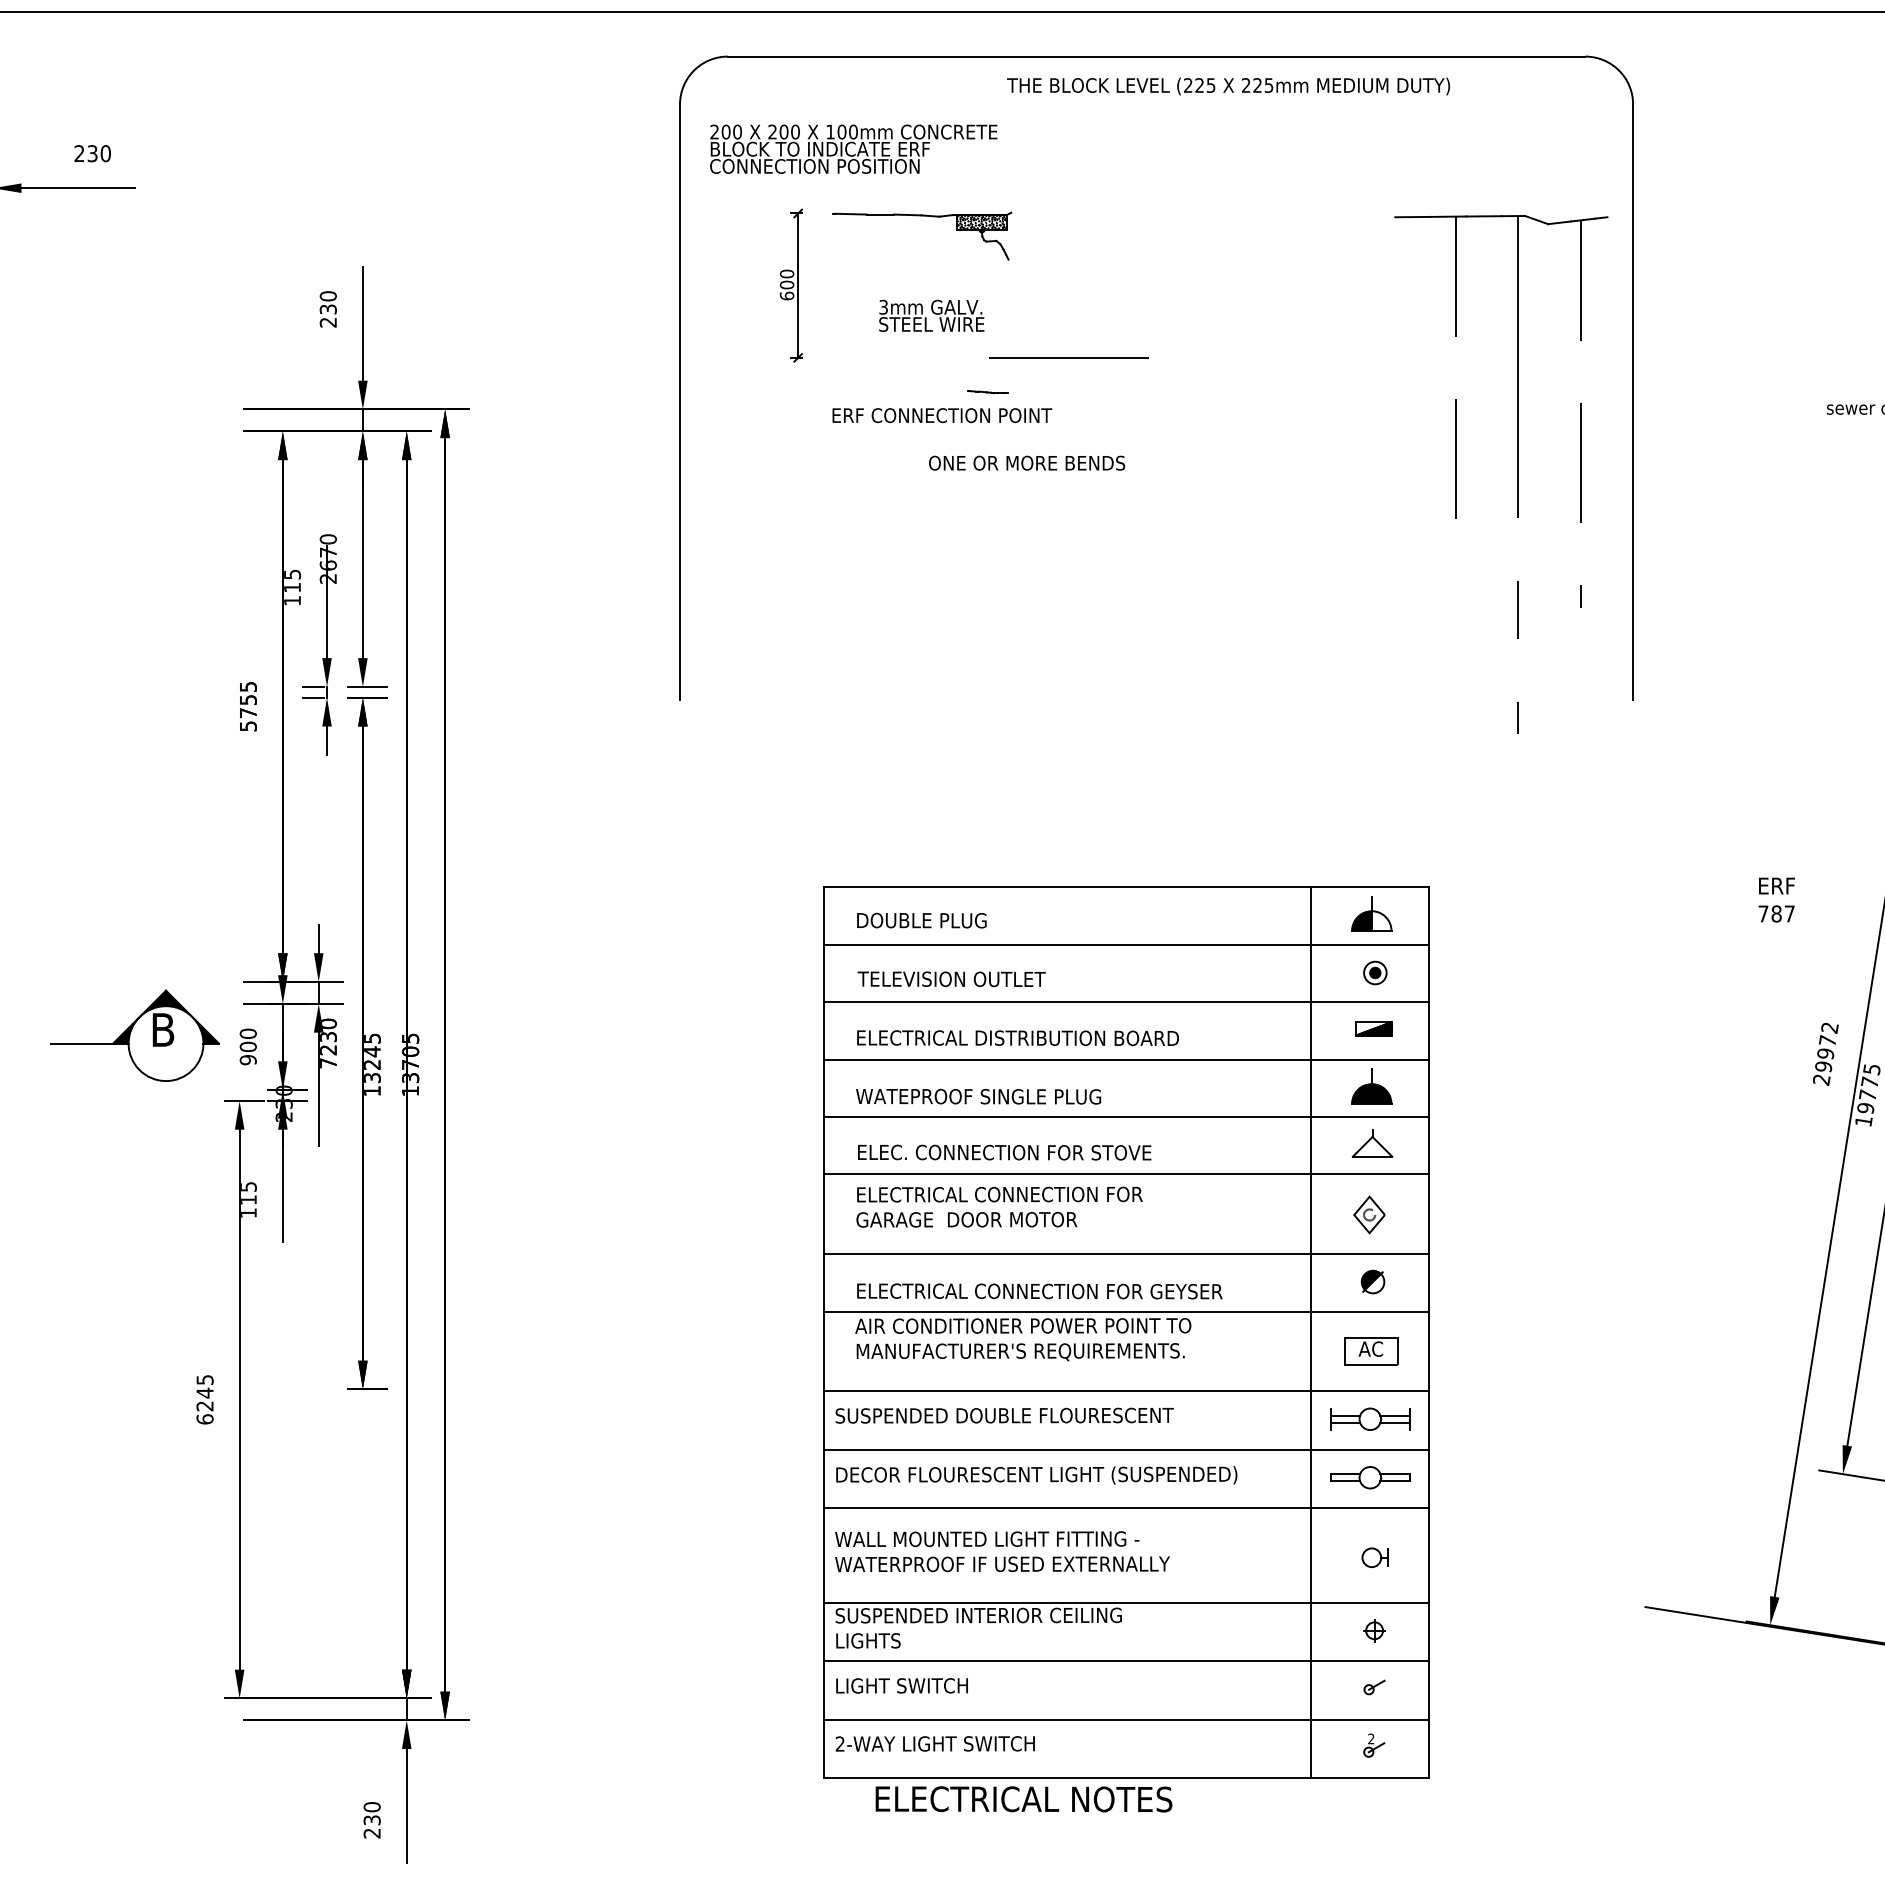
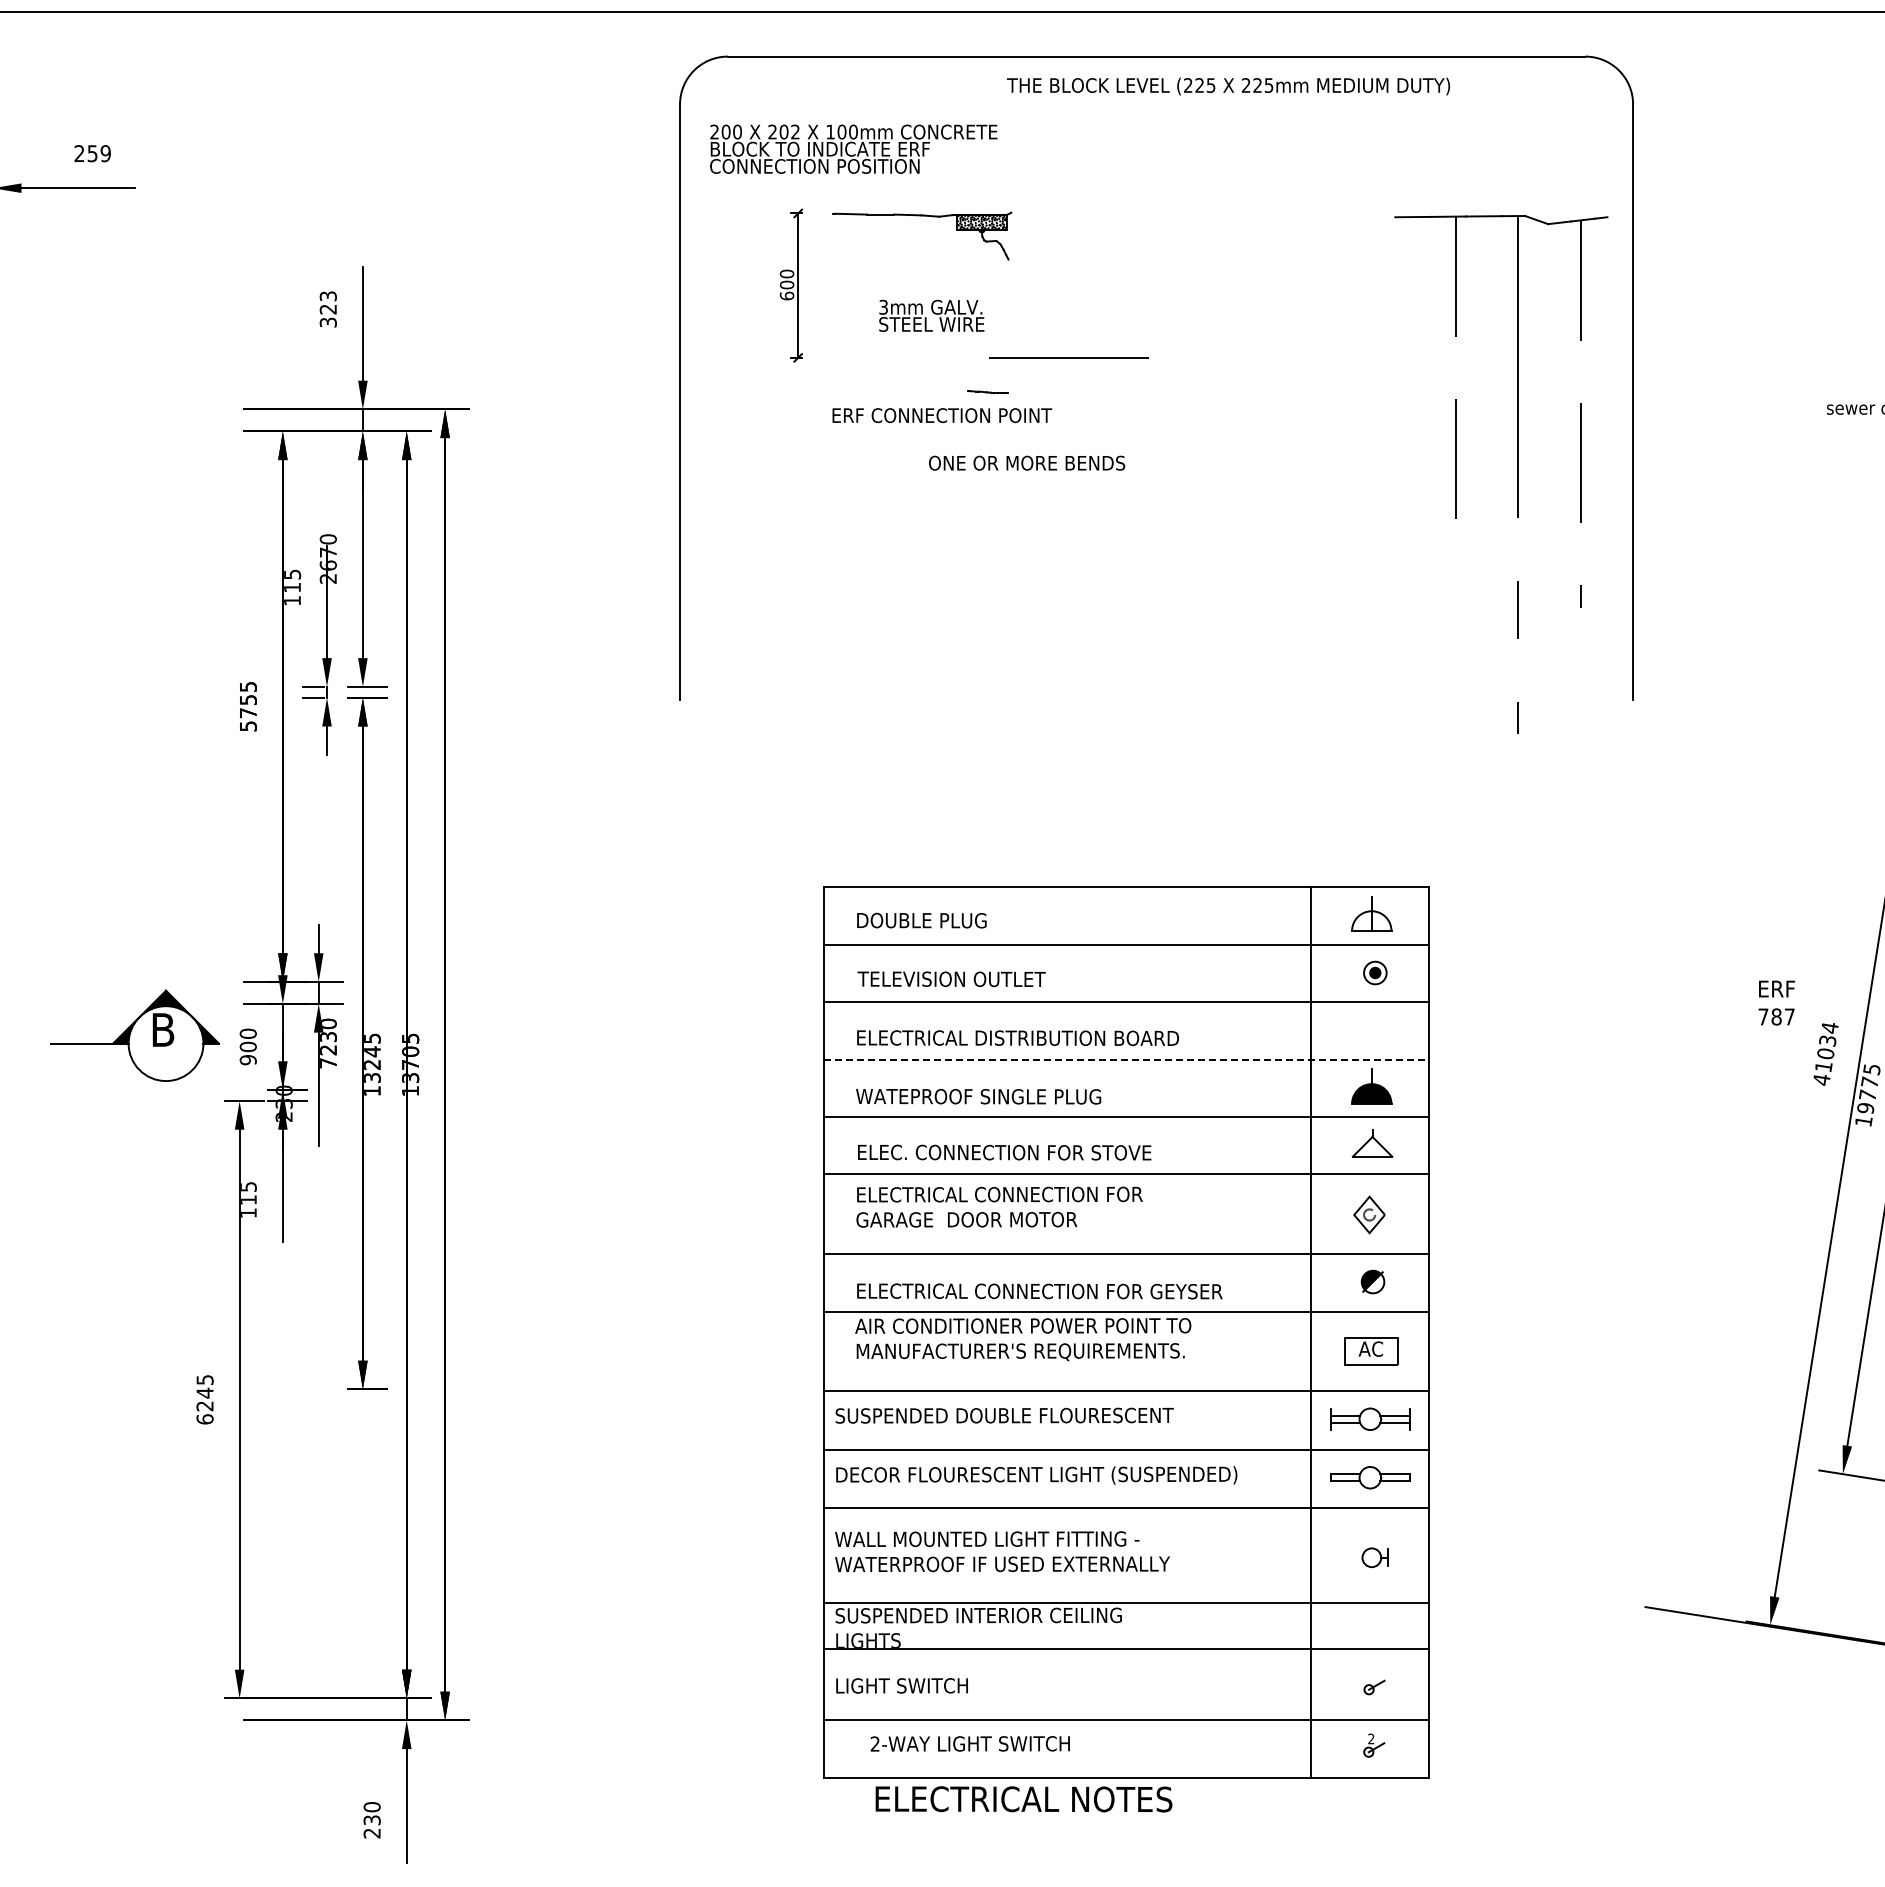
text: 200 -> 202 (795, 131)
text: 230 -> 259 (99, 153)
text: 230 -> 323 (327, 309)
text position: (1776, 899) -> (1776, 1002) (1776, 1002)
fill: present -> none (1361, 920)
part: present -> none (1373, 1028)
text: 29972 -> 41034 (1825, 1053)
line: solid -> dashed (1126, 1059)
part: present -> none (1374, 1630)
line position: (1126, 1661) -> (1126, 1649) (1126, 1649)
text position: (934, 1743) -> (969, 1743) (969, 1743)
